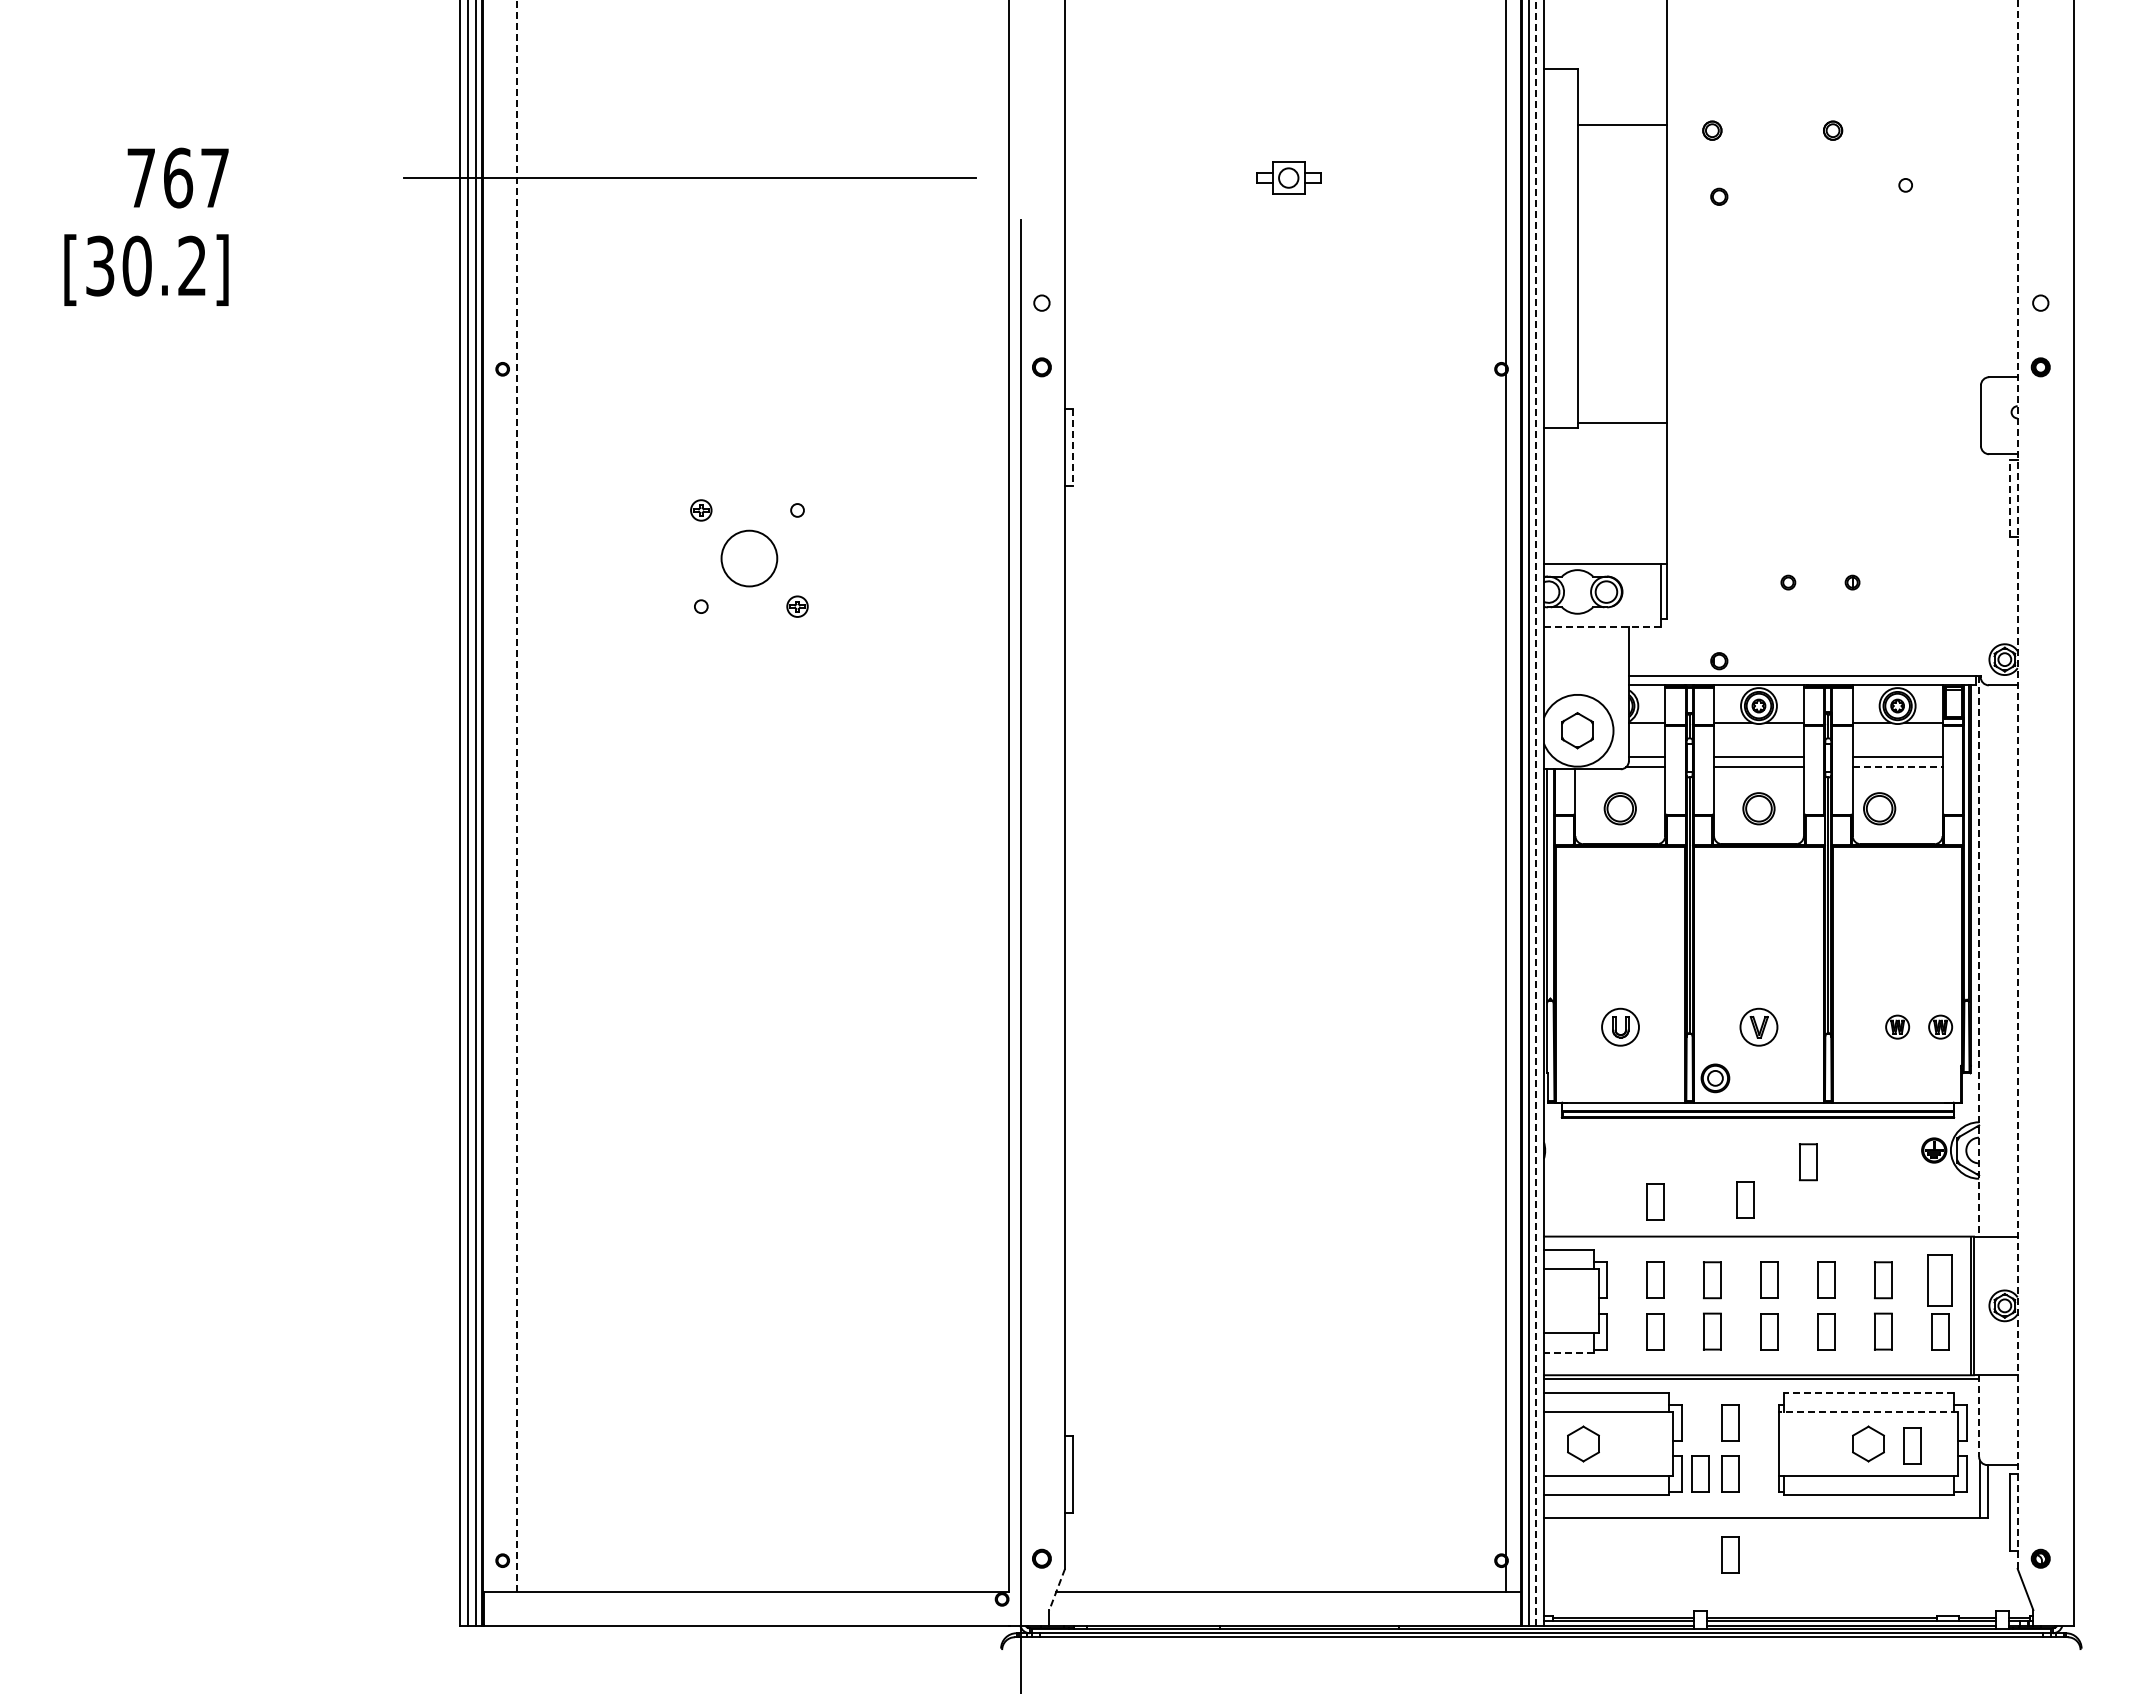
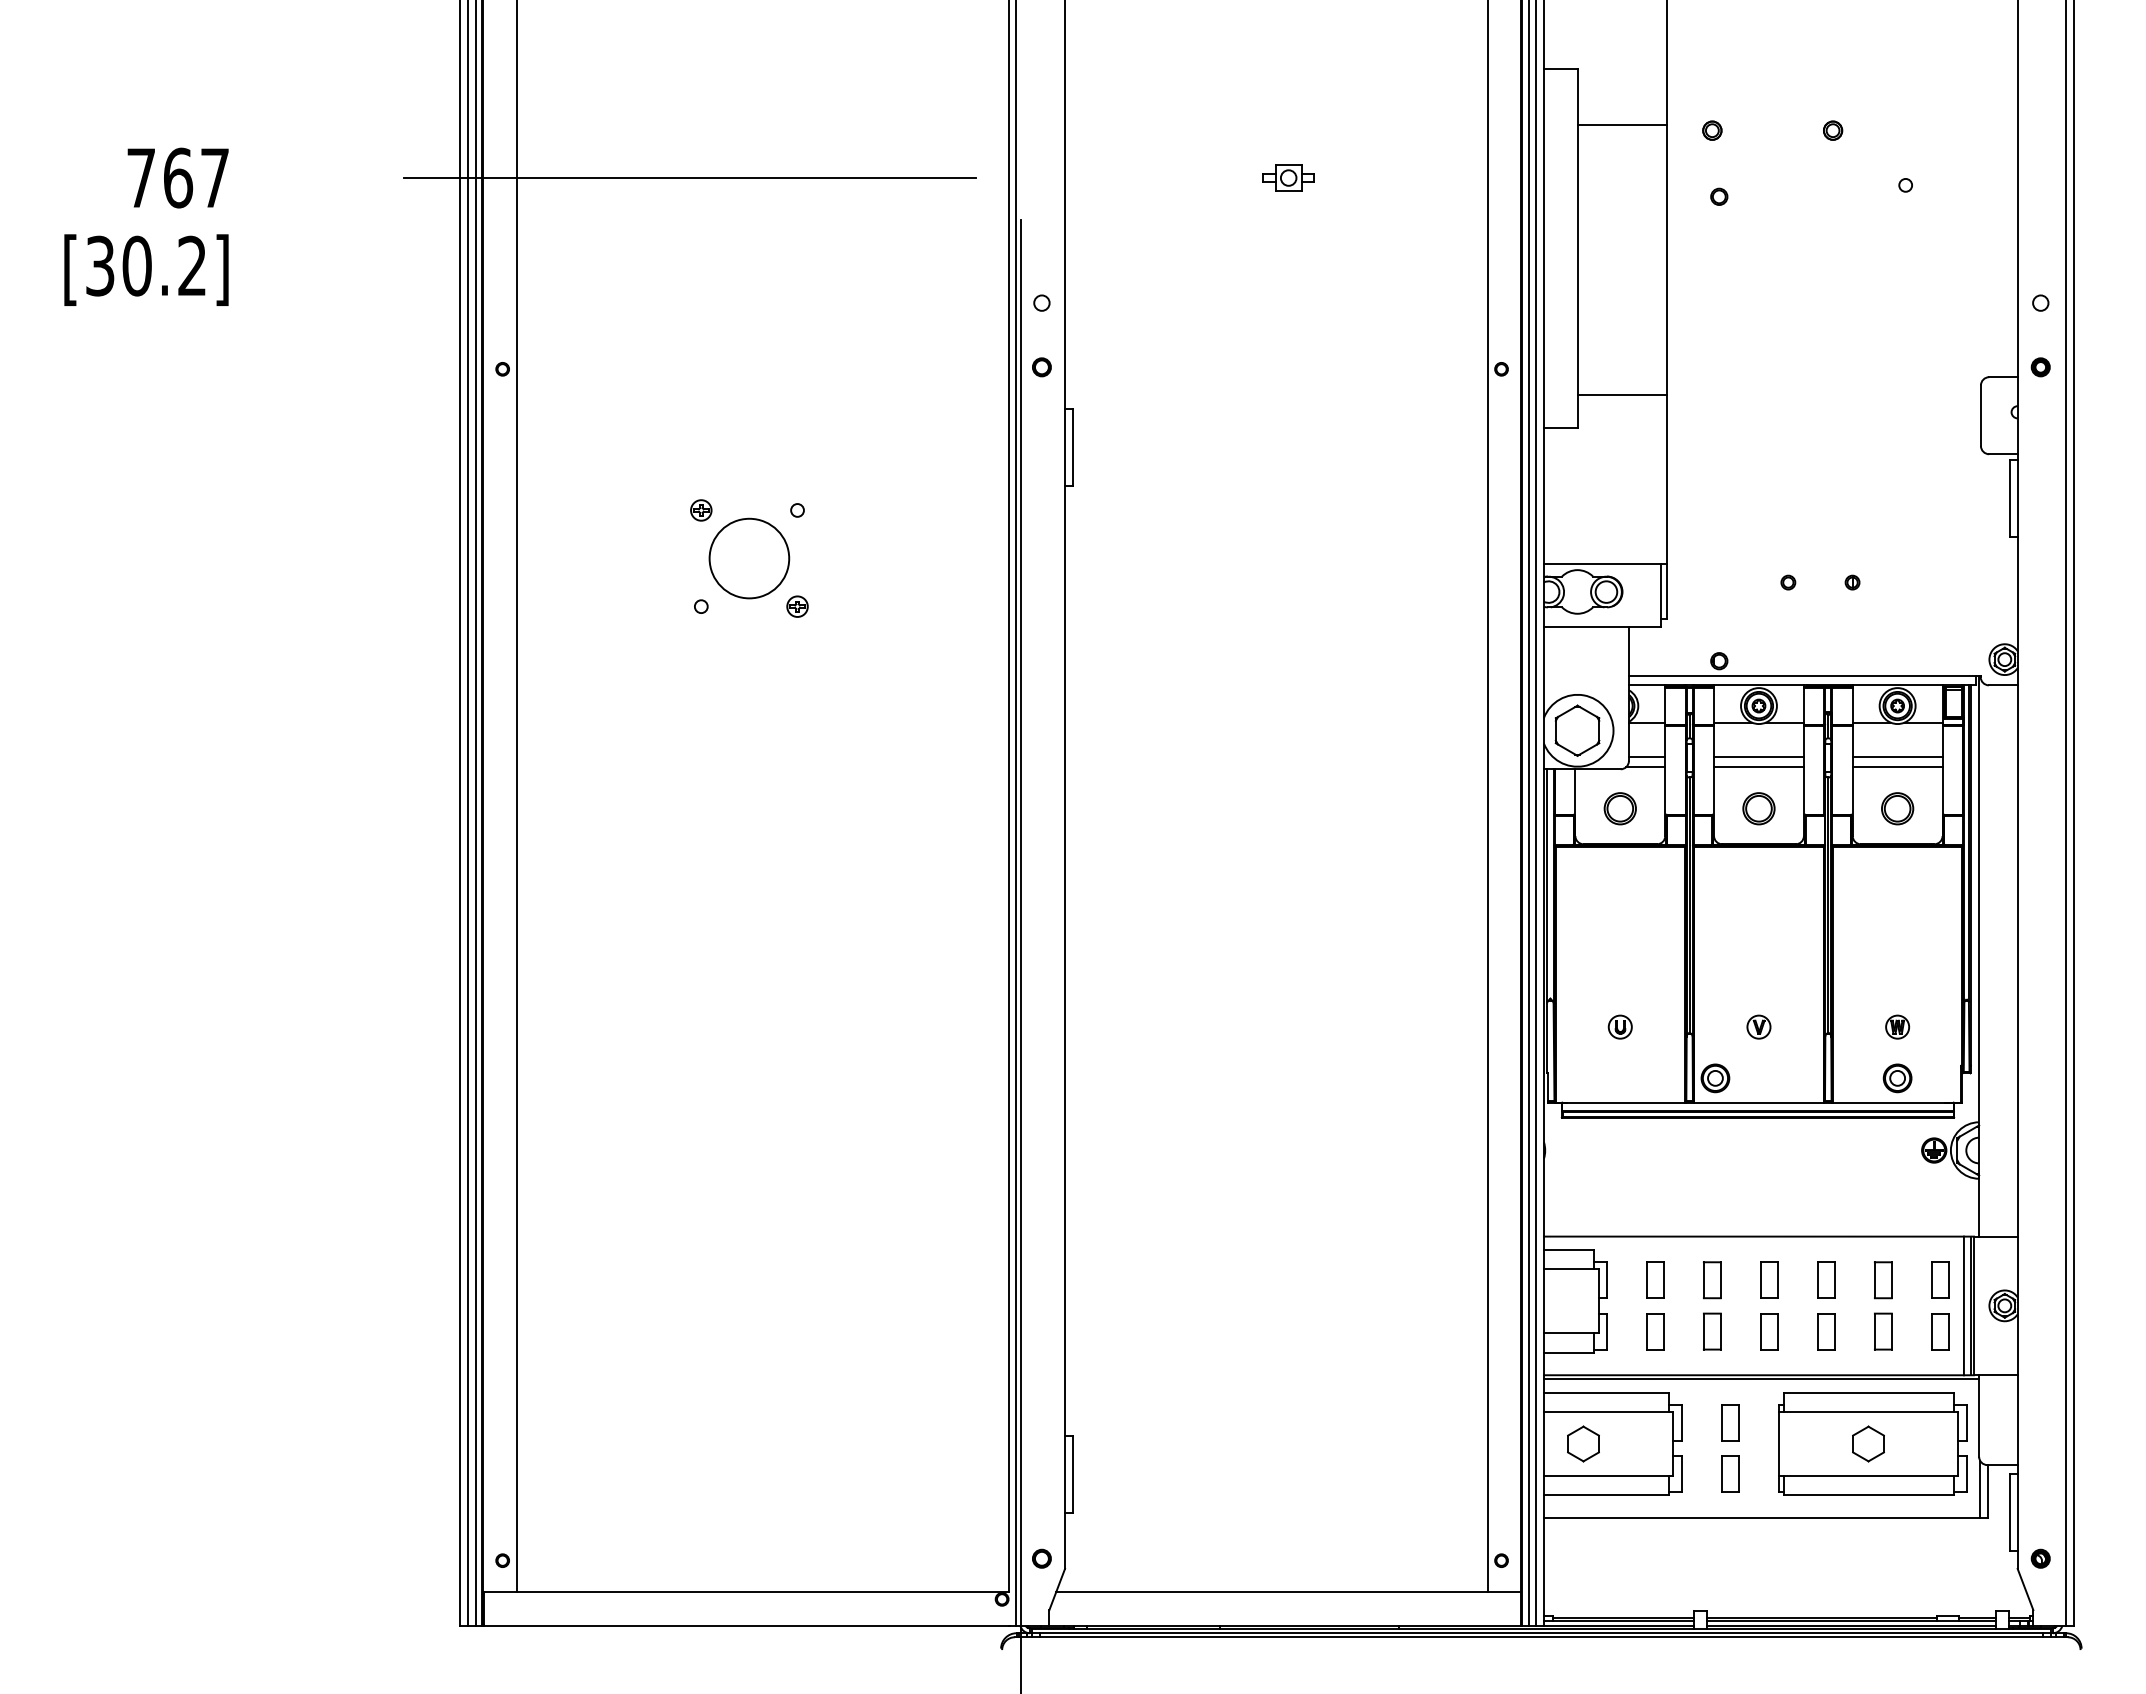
part size: 66x34 px -> 53x28 px (1288, 177)
line position: (1622, 423) -> (1622, 395) (1622, 395)
line: dashed -> solid (1072, 447)
line: dashed -> solid (2010, 498)
circle diameter: 56 px -> 80 px (749, 558)
line: dashed -> solid (1602, 626)
part size: 33x38 px -> 47x53 px (1577, 730)
line: dashed -> solid (1897, 767)
line: dashed -> solid (2017, 784)
line: dashed -> solid (516, 796)
line position: (1505, 797) -> (1487, 797) (1487, 797)
part position: (1879, 808) -> (1897, 808) (1897, 808)
line: dashed -> solid (1536, 812)
line: none -> present (1016, 813)
line: none -> present (2066, 813)
line: dashed -> solid (1979, 956)
part size: 39x40 px -> 26x26 px (1619, 1026)
part size: 40x40 px -> 26x26 px (1758, 1026)
part: present -> none (1940, 1026)
part: none -> present (1897, 1078)
part: present -> none (1808, 1162)
part: present -> none (1745, 1199)
part: present -> none (1655, 1201)
part size: 26x53 px -> 19x38 px (1940, 1279)
line: none -> present (1963, 1305)
line: dashed -> solid (1568, 1352)
line: dashed -> solid (1868, 1392)
line: dashed -> solid (1868, 1411)
line: dashed -> solid (1979, 1416)
part: present -> none (1912, 1445)
part: present -> none (1700, 1473)
part: present -> none (1730, 1554)
line: dashed -> solid (1057, 1589)
